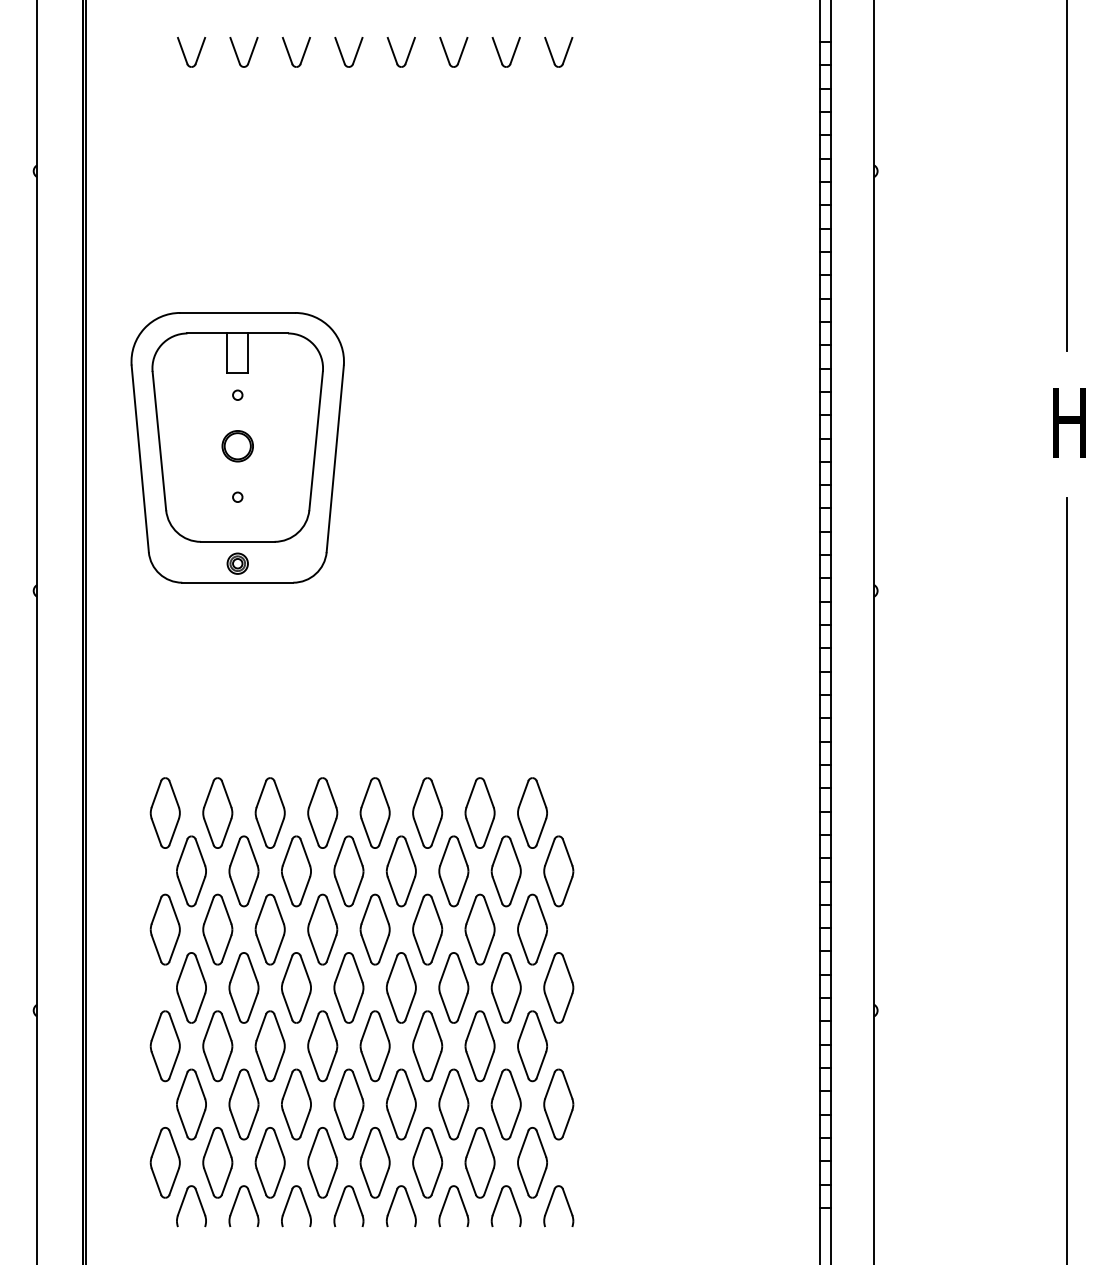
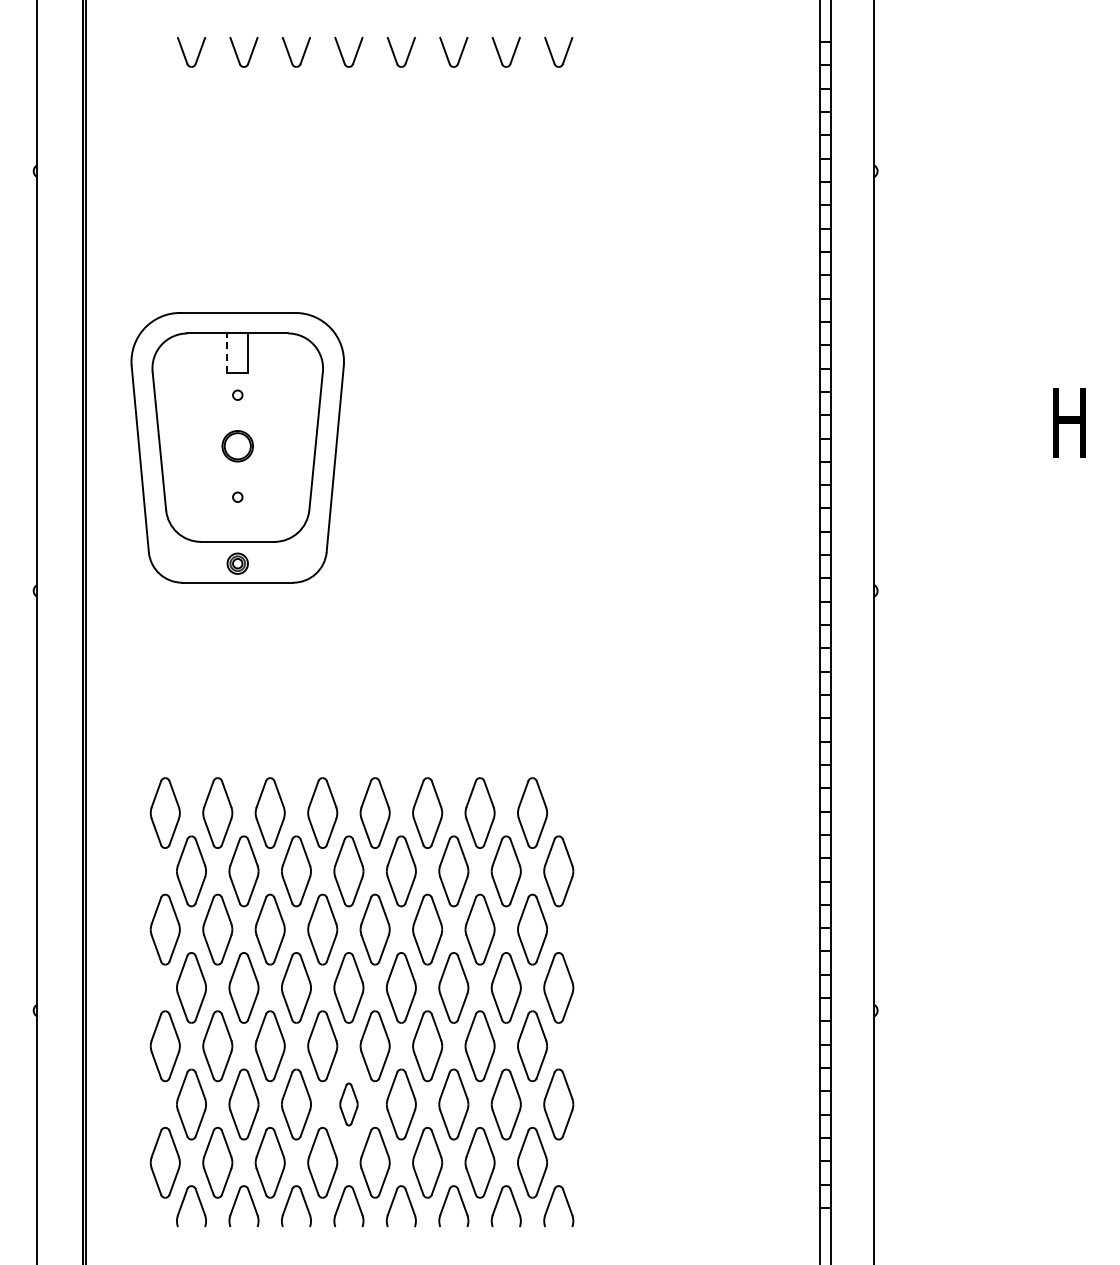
line: present -> none (1067, 176)
line: solid -> dashed (227, 353)
line: present -> none (1067, 879)
part size: 32x73 px -> 20x45 px (348, 1104)
